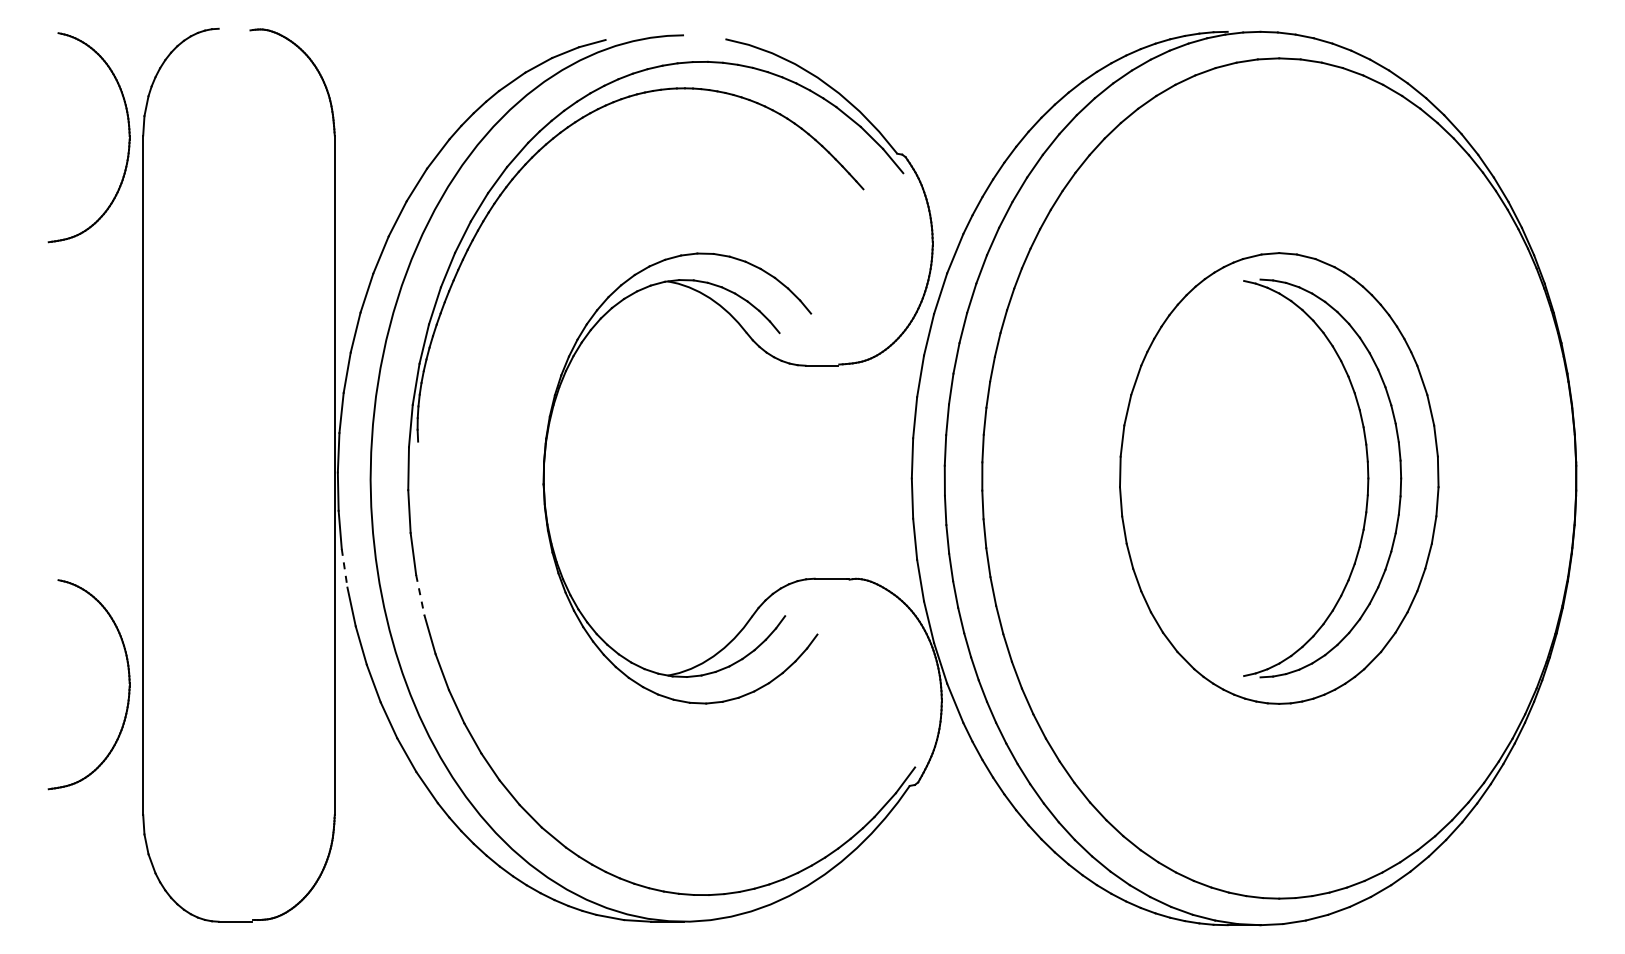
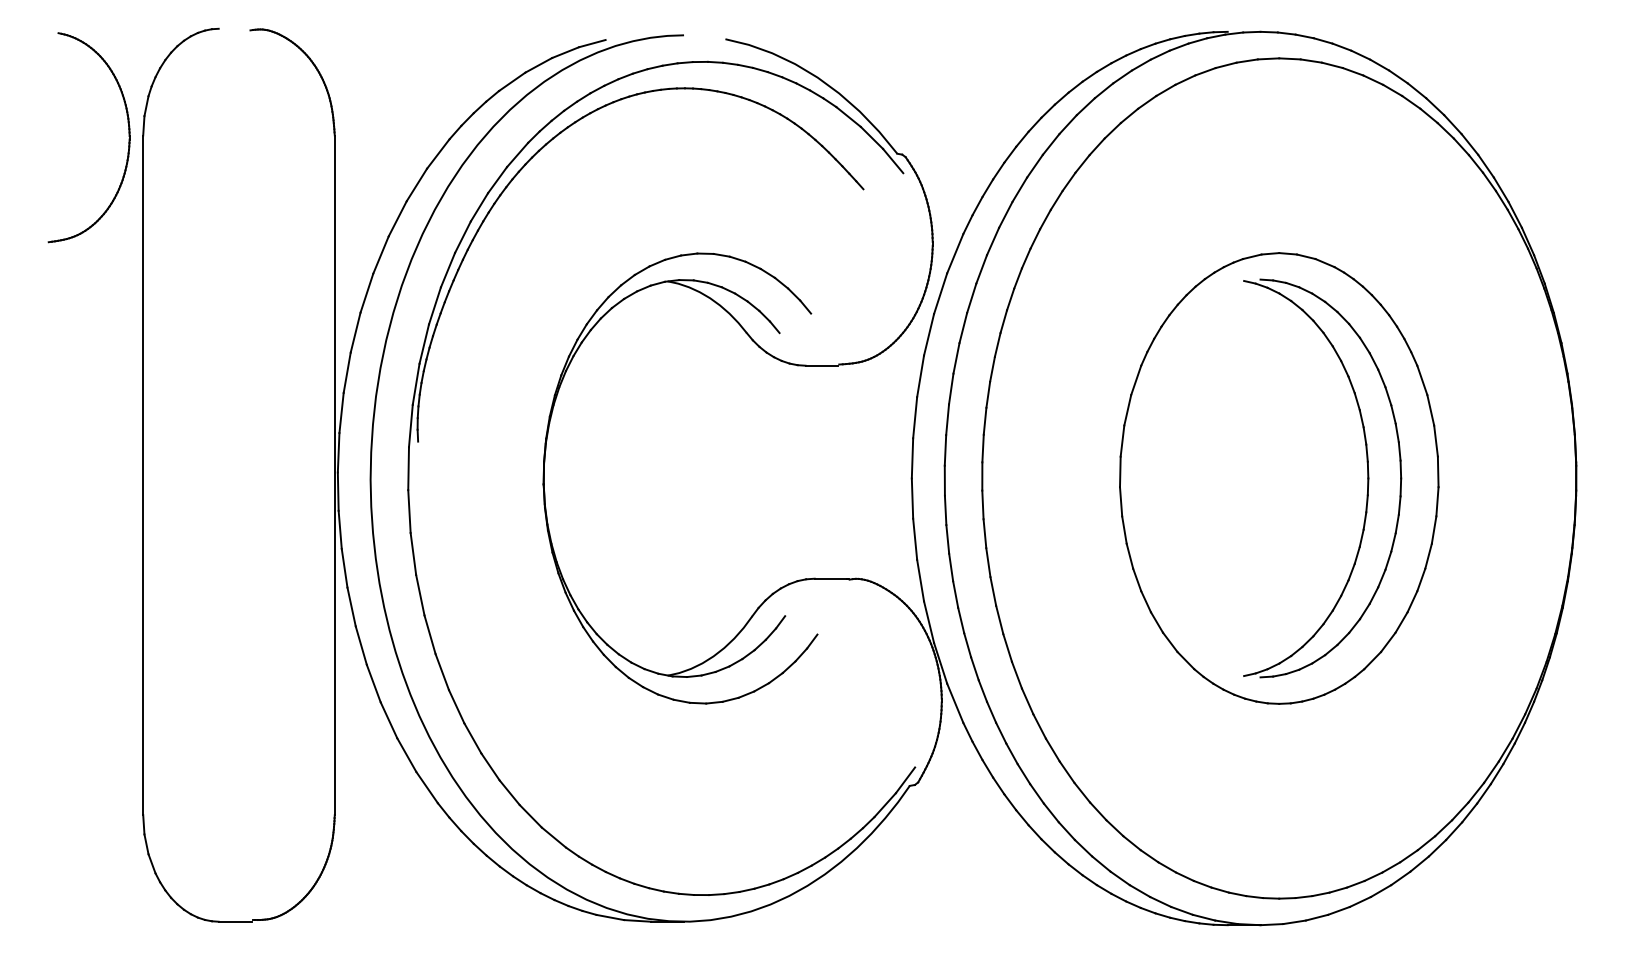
line: dashed -> solid (344, 568)
line: dashed -> solid (420, 595)
part: present -> none (128, 683)
